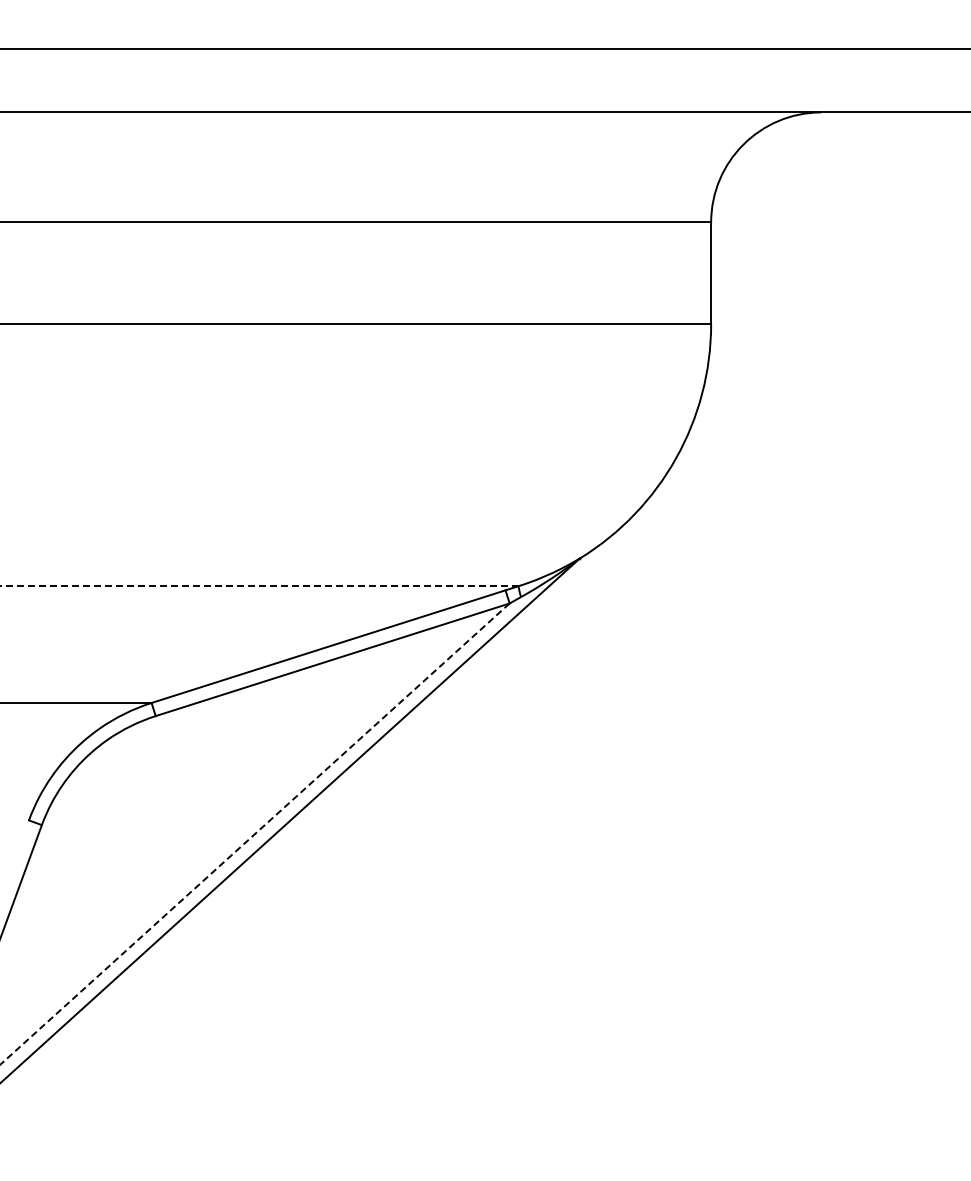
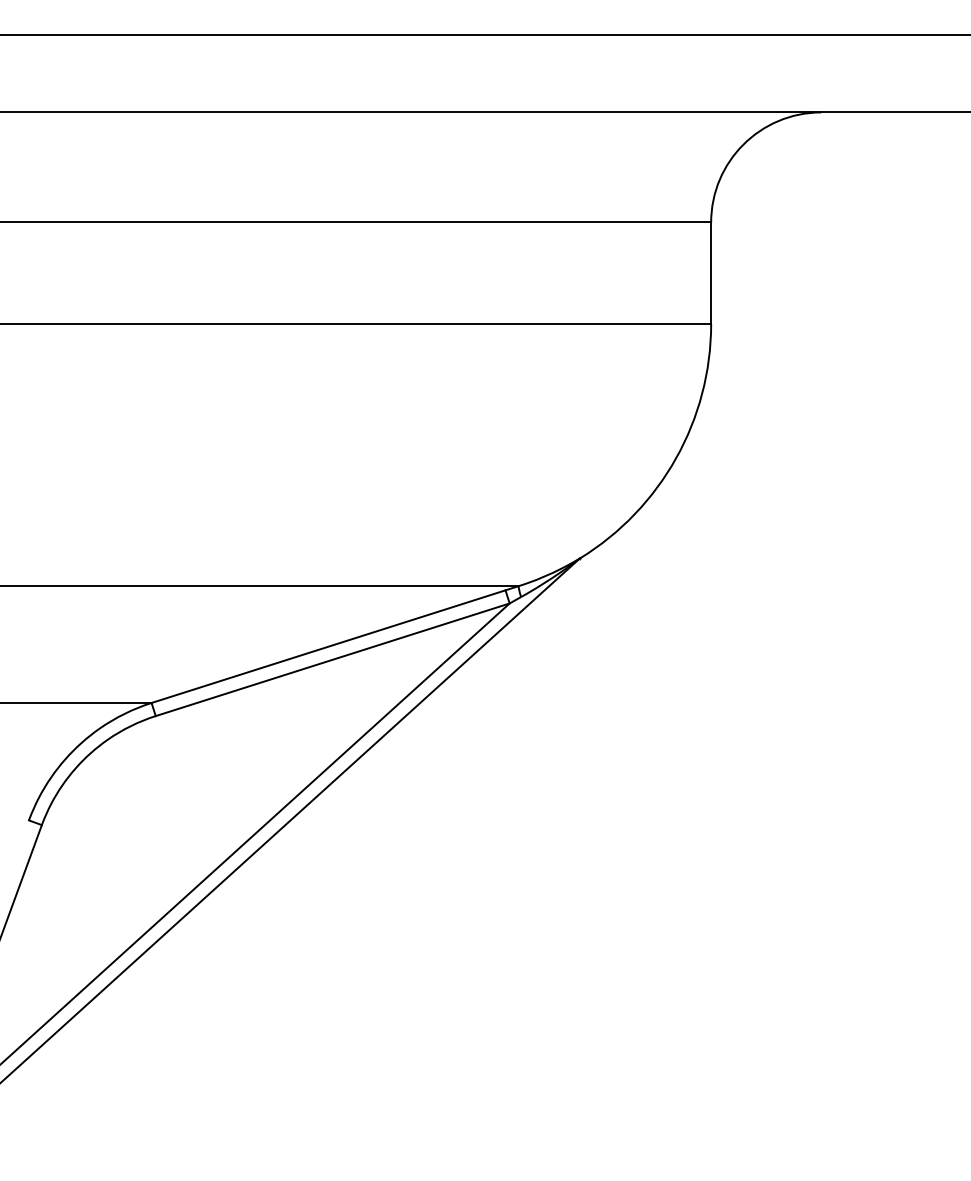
line position: (484, 49) -> (484, 35) (484, 35)
line: dashed -> solid (258, 586)
line: dashed -> solid (254, 834)
